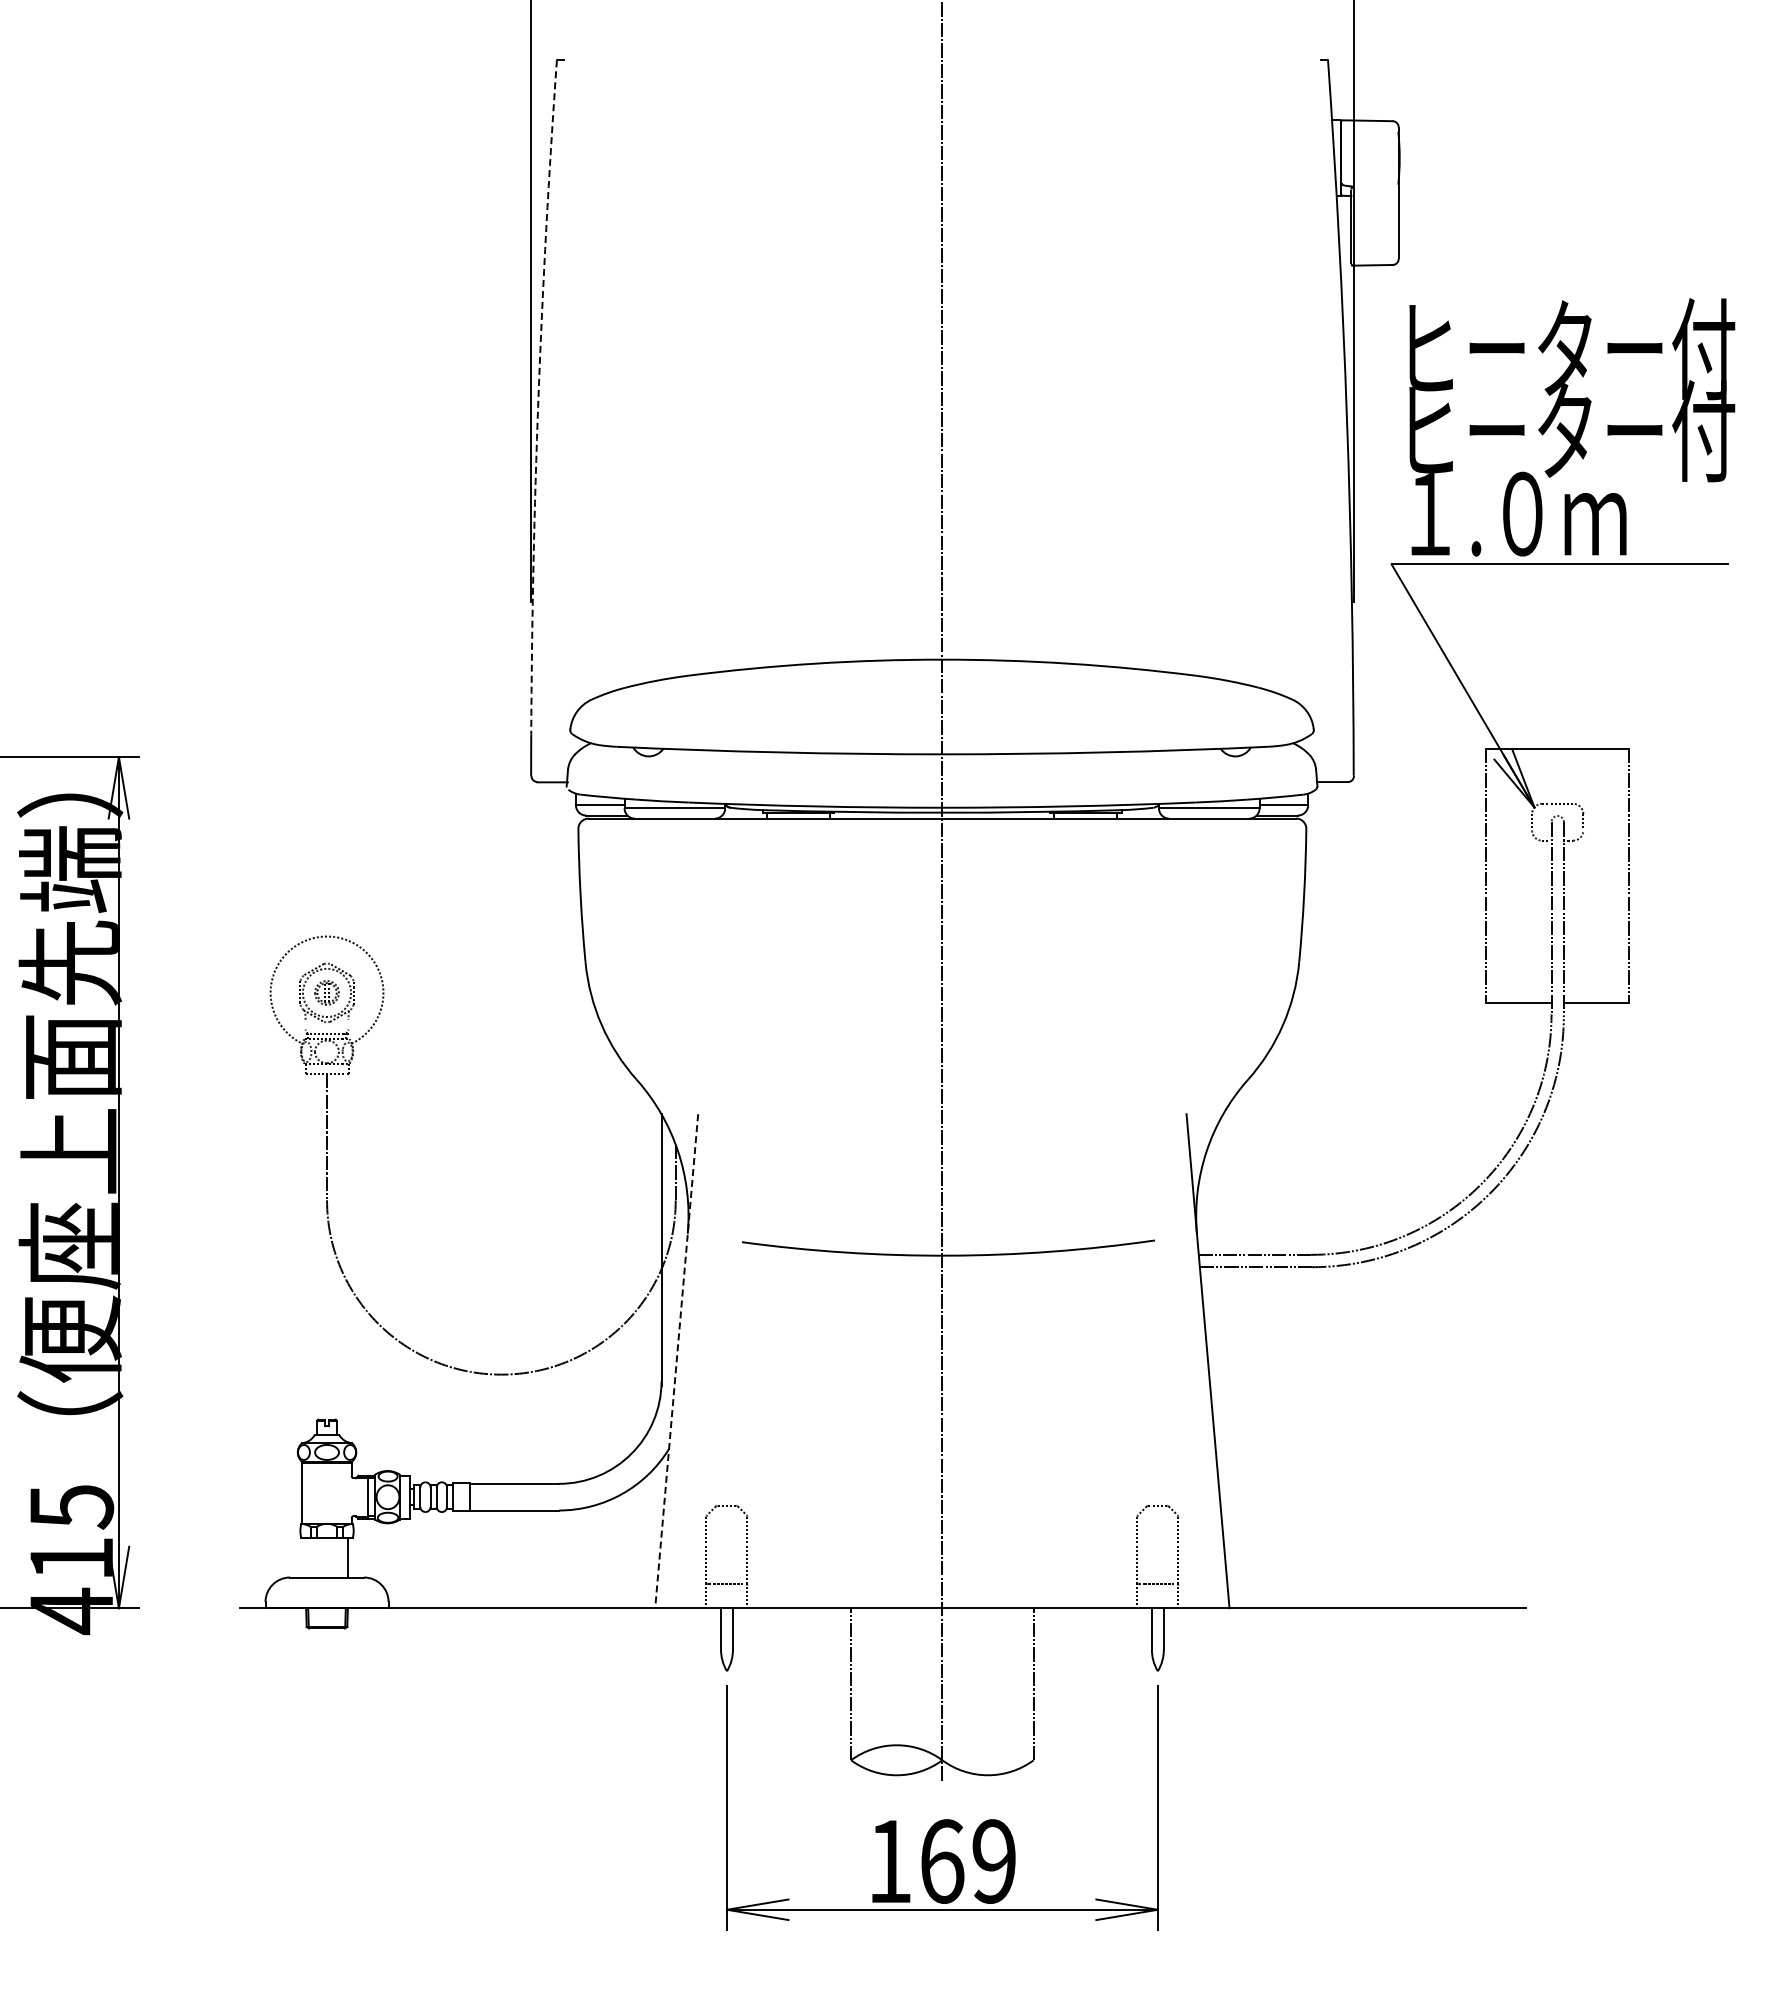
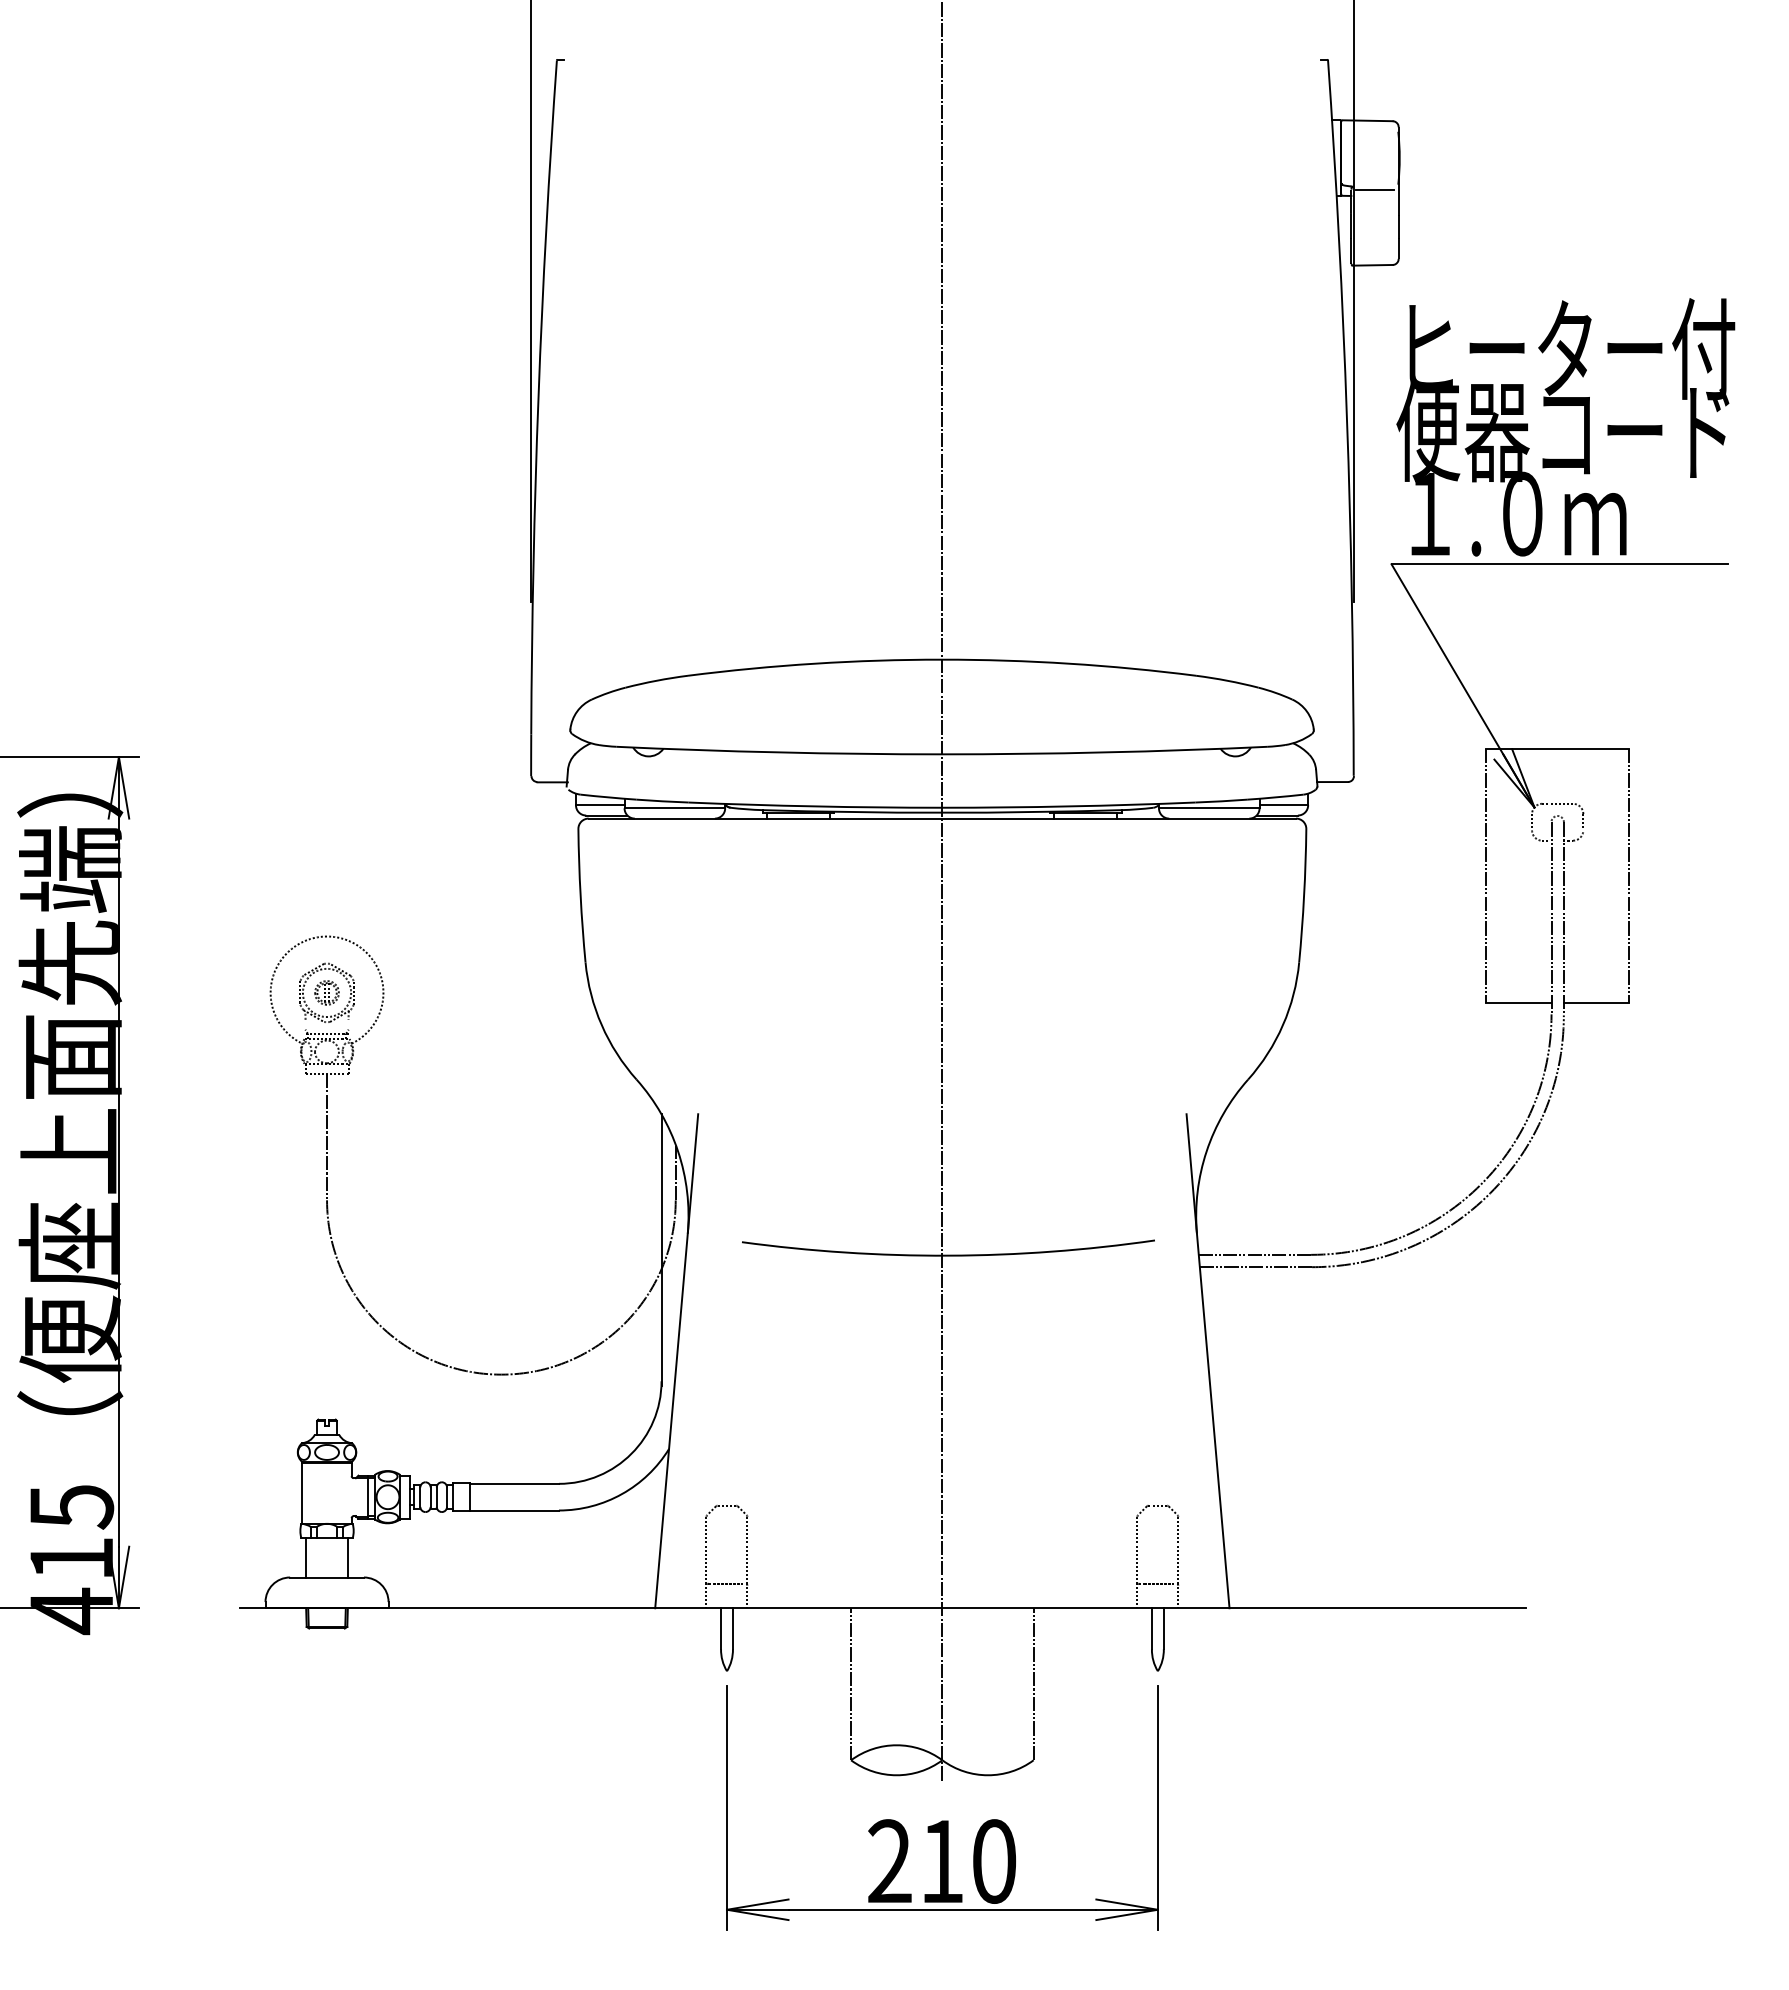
line: none -> present (1374, 190)
arc: dashed -> solid (538, 397)
text: ヒーター付 -> 便器コード (1565, 431)
line: dashed -> solid (676, 1361)
line: none -> present (306, 1557)
text: 169 -> 210 (942, 1861)
